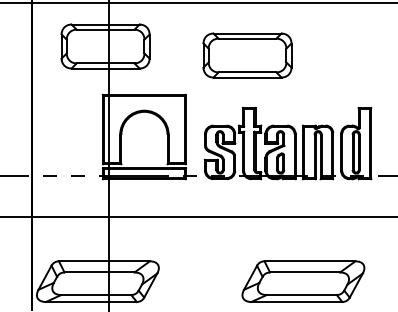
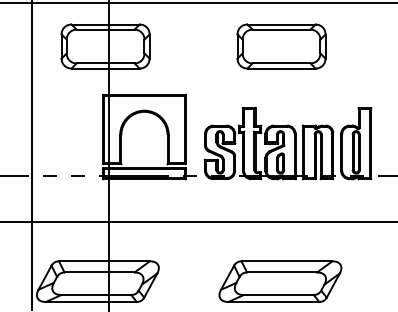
part position: (247, 55) -> (281, 46) (281, 46)
line position: (198, 217) -> (198, 222) (198, 222)
part position: (303, 281) -> (280, 281) (280, 281)
